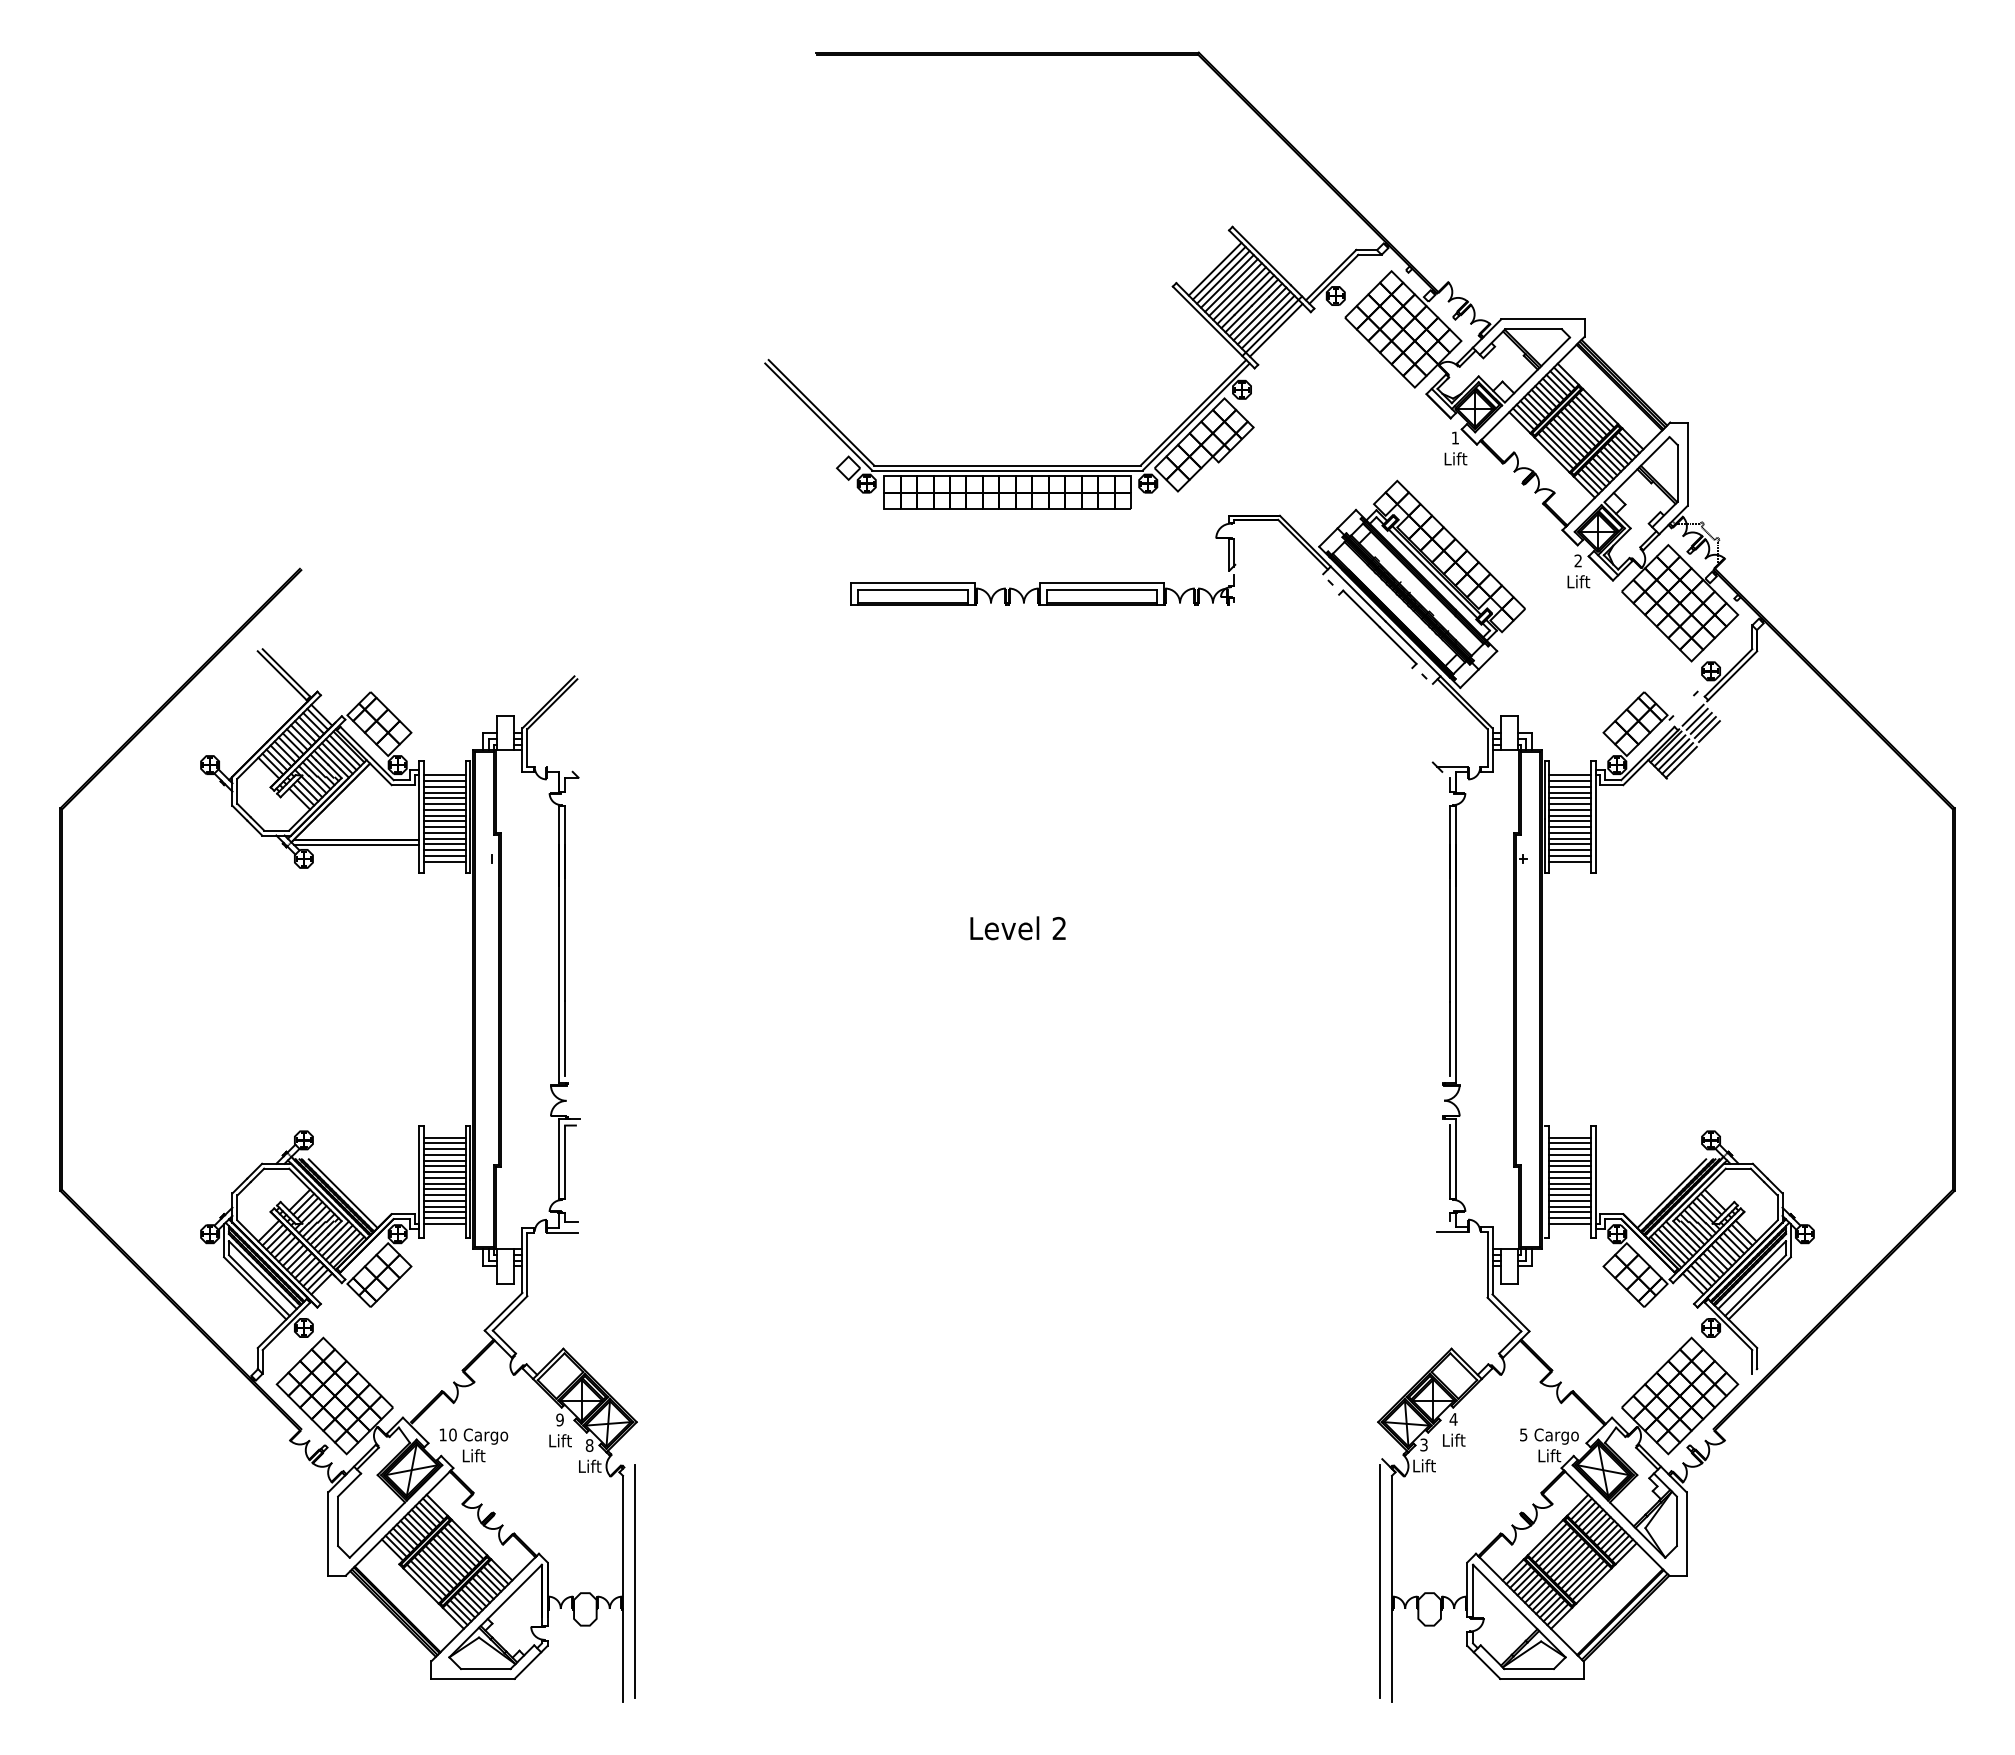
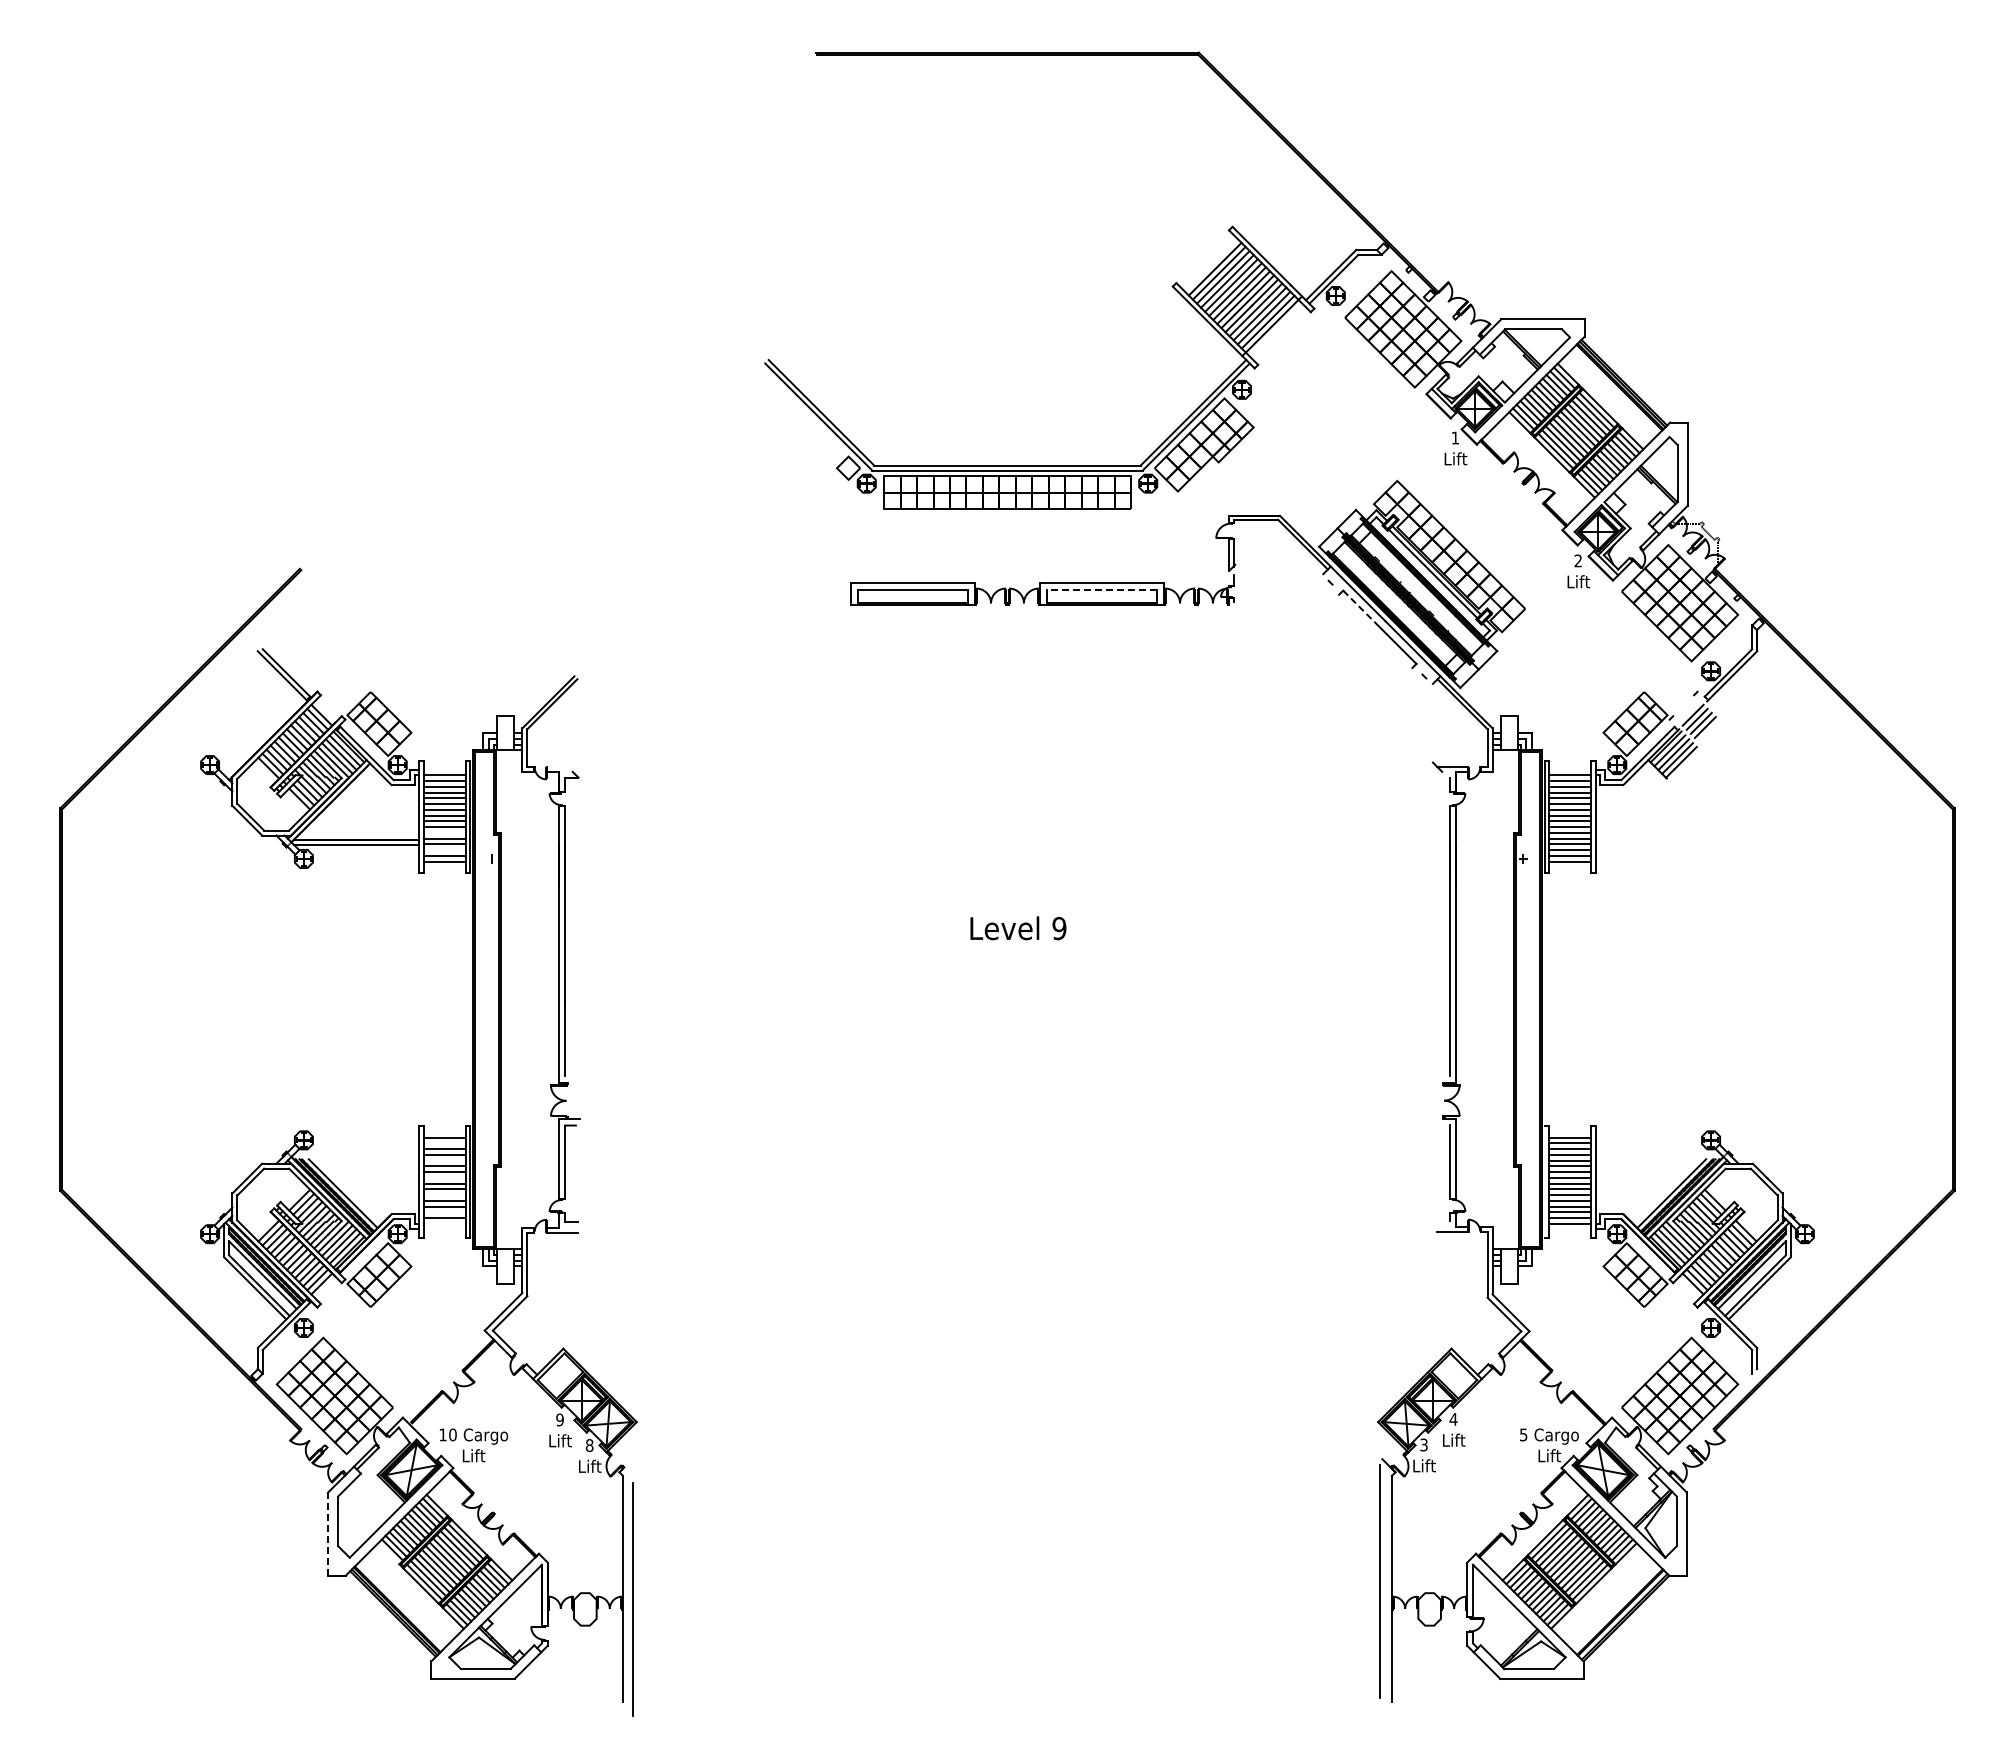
line: present -> none (1275, 329)
line: solid -> dashed (1102, 589)
line: solid -> dashed (1361, 608)
line: present -> none (1708, 731)
line: present -> none (444, 832)
line: present -> none (444, 850)
text: 2 -> 9 (1059, 928)
line: present -> none (444, 1143)
line: present -> none (444, 1160)
line: present -> none (444, 1177)
line: present -> none (444, 1195)
line: present -> none (444, 1212)
line: present -> none (444, 1224)
line: solid -> dashed (328, 1534)
line position: (634, 1581) -> (632, 1599) (632, 1599)
